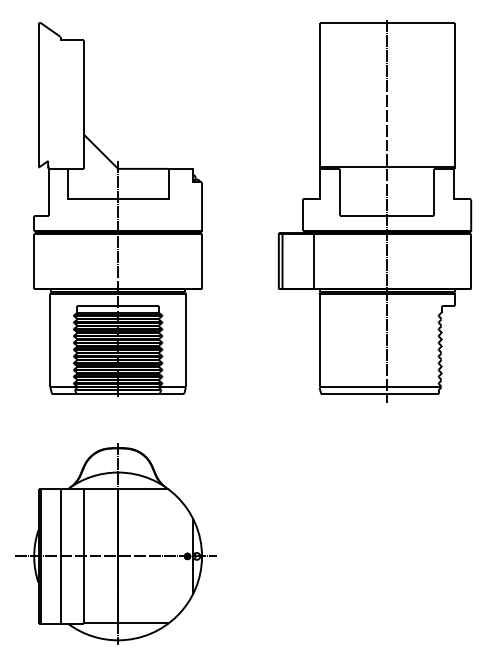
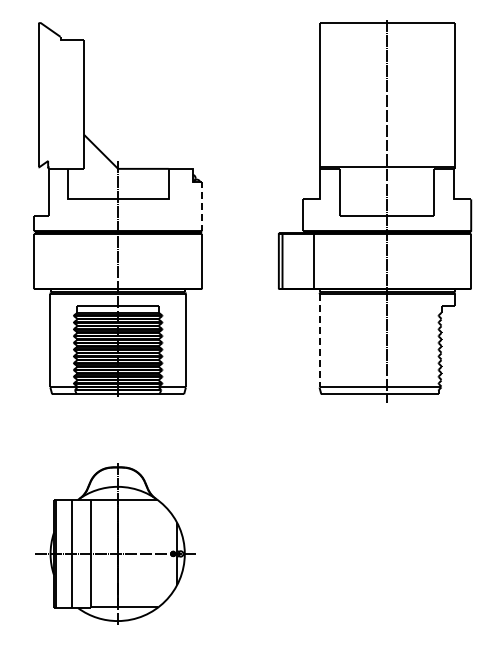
line: solid -> dashed (202, 207)
line: solid -> dashed (319, 340)
part size: 202x202 px -> 161x162 px (115, 543)
